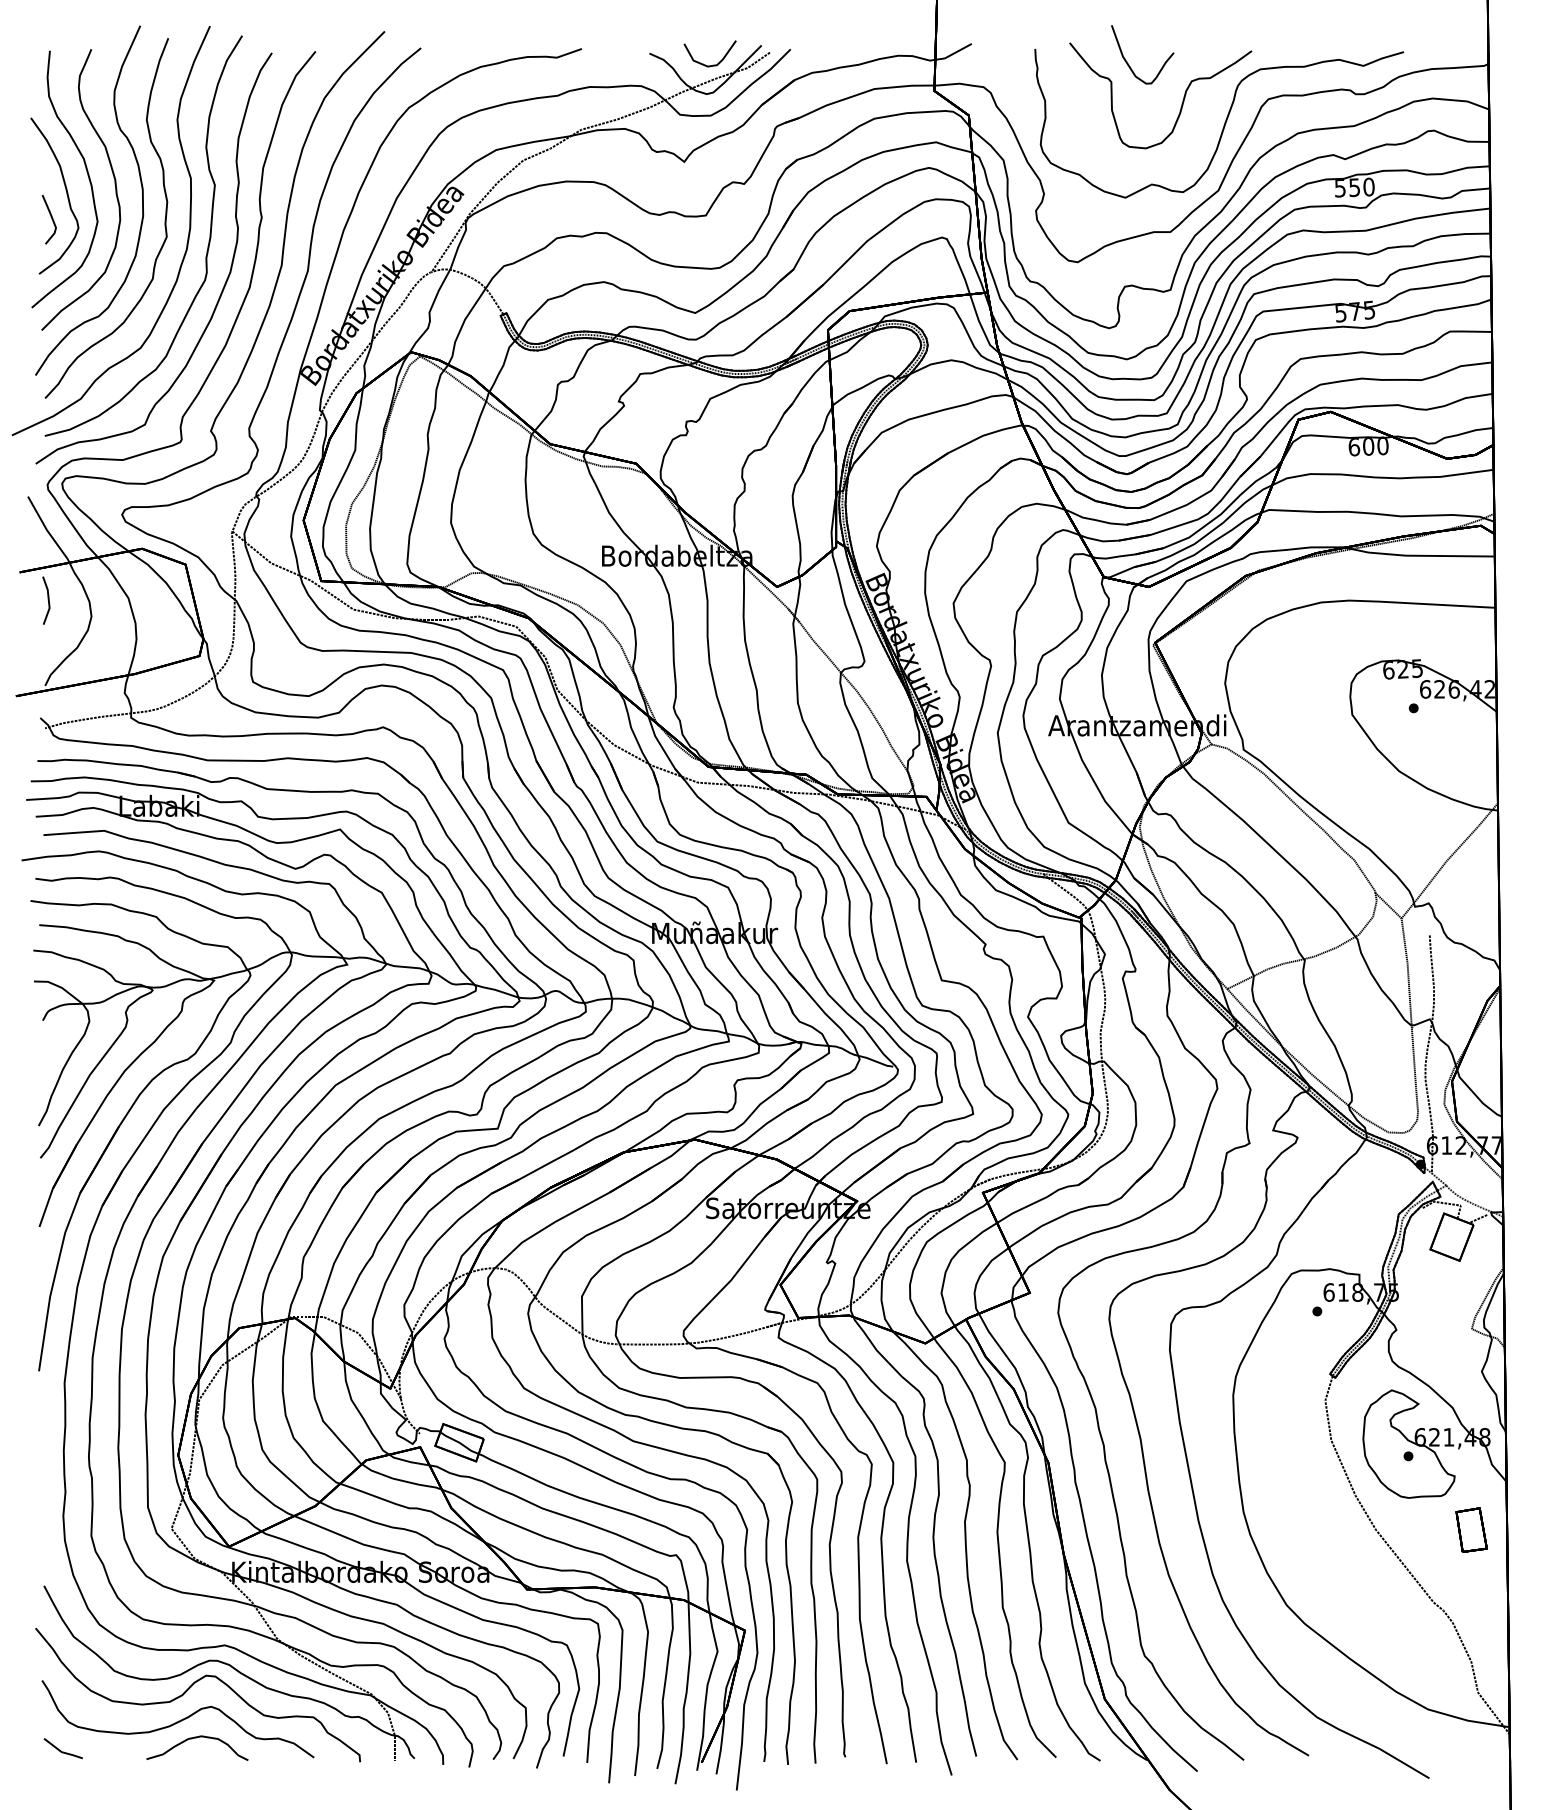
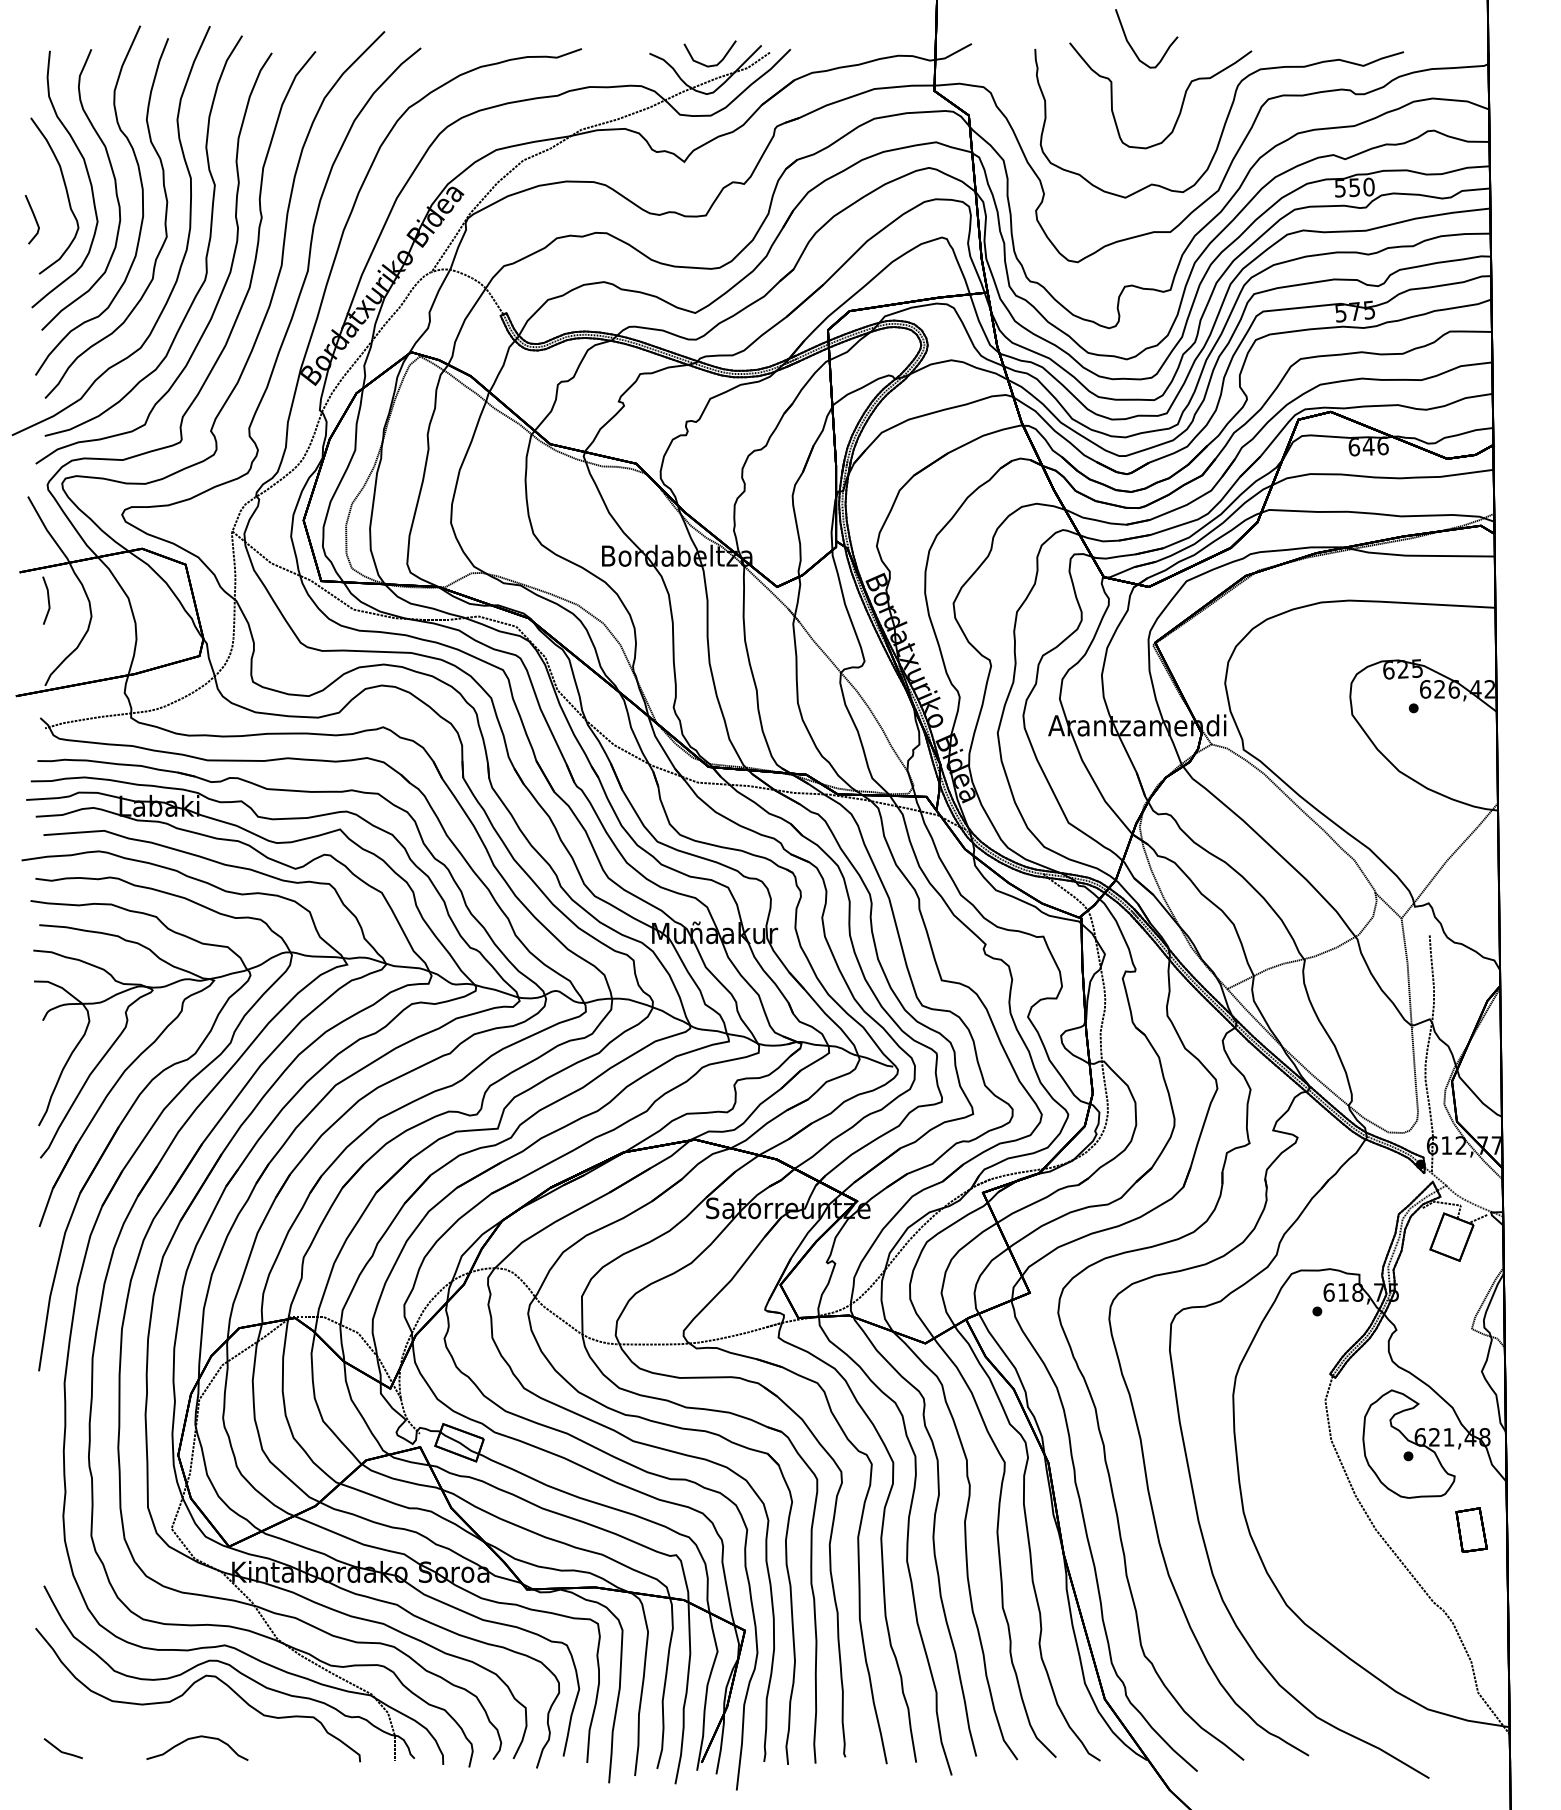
part position: (1129, 64) -> (1133, 48) (1133, 48)
part position: (48, 219) -> (31, 219) (31, 219)
text: 600 -> 646 (1375, 445)
part: present -> none (177, 1719)
